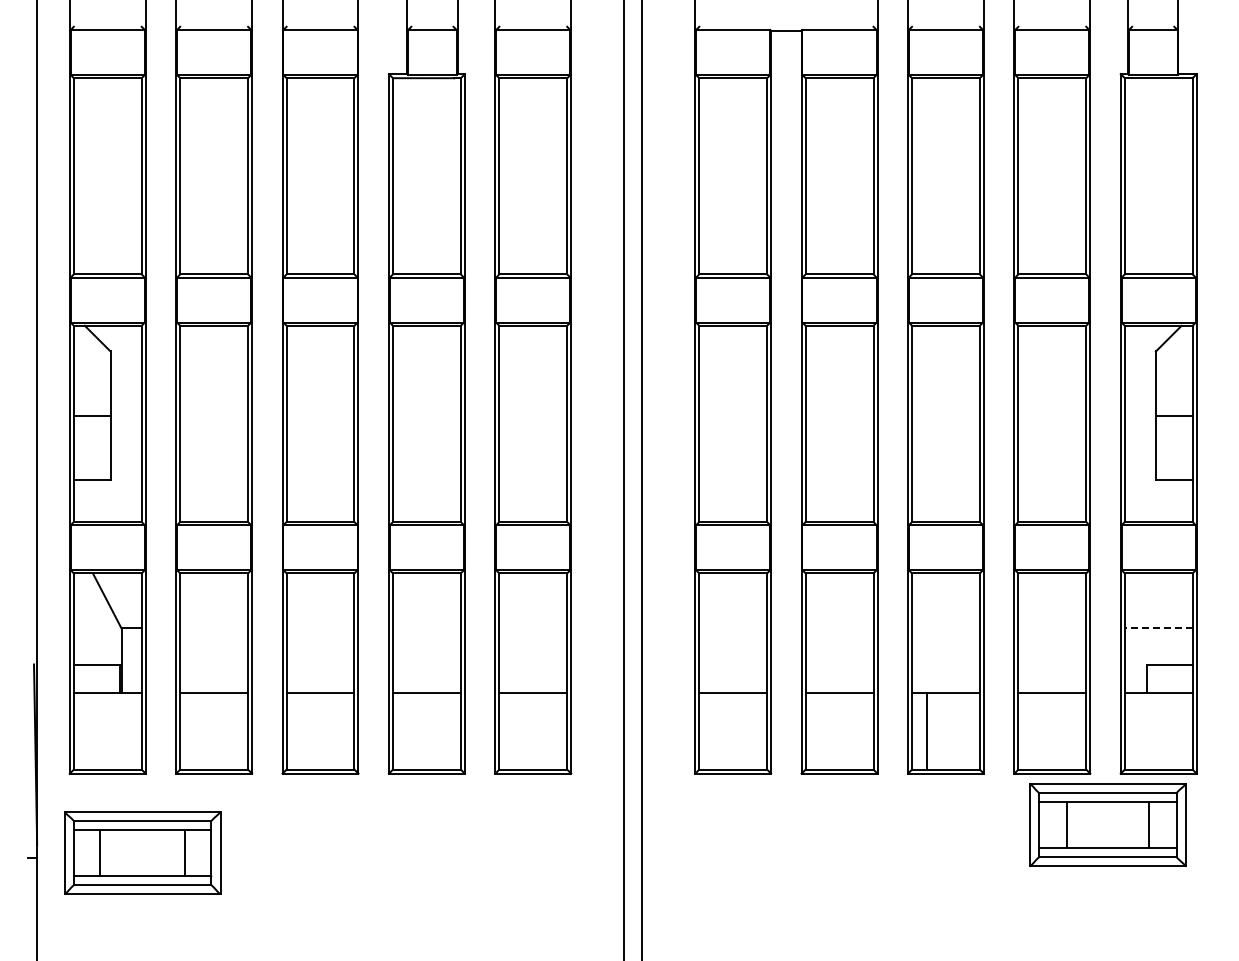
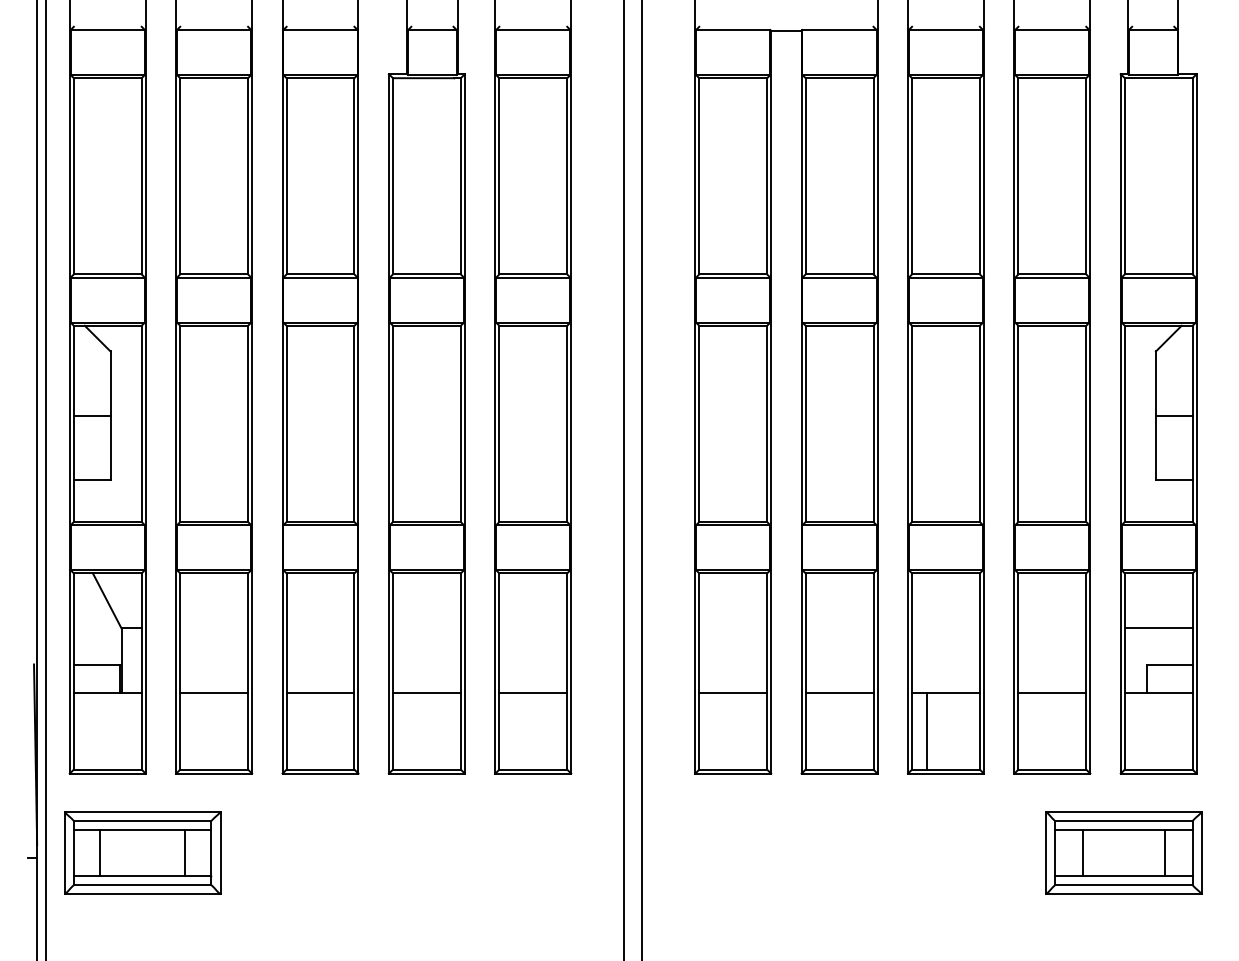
line: none -> present (46, 479)
line: dashed -> solid (1158, 628)
part position: (1107, 824) -> (1123, 852) (1123, 852)
